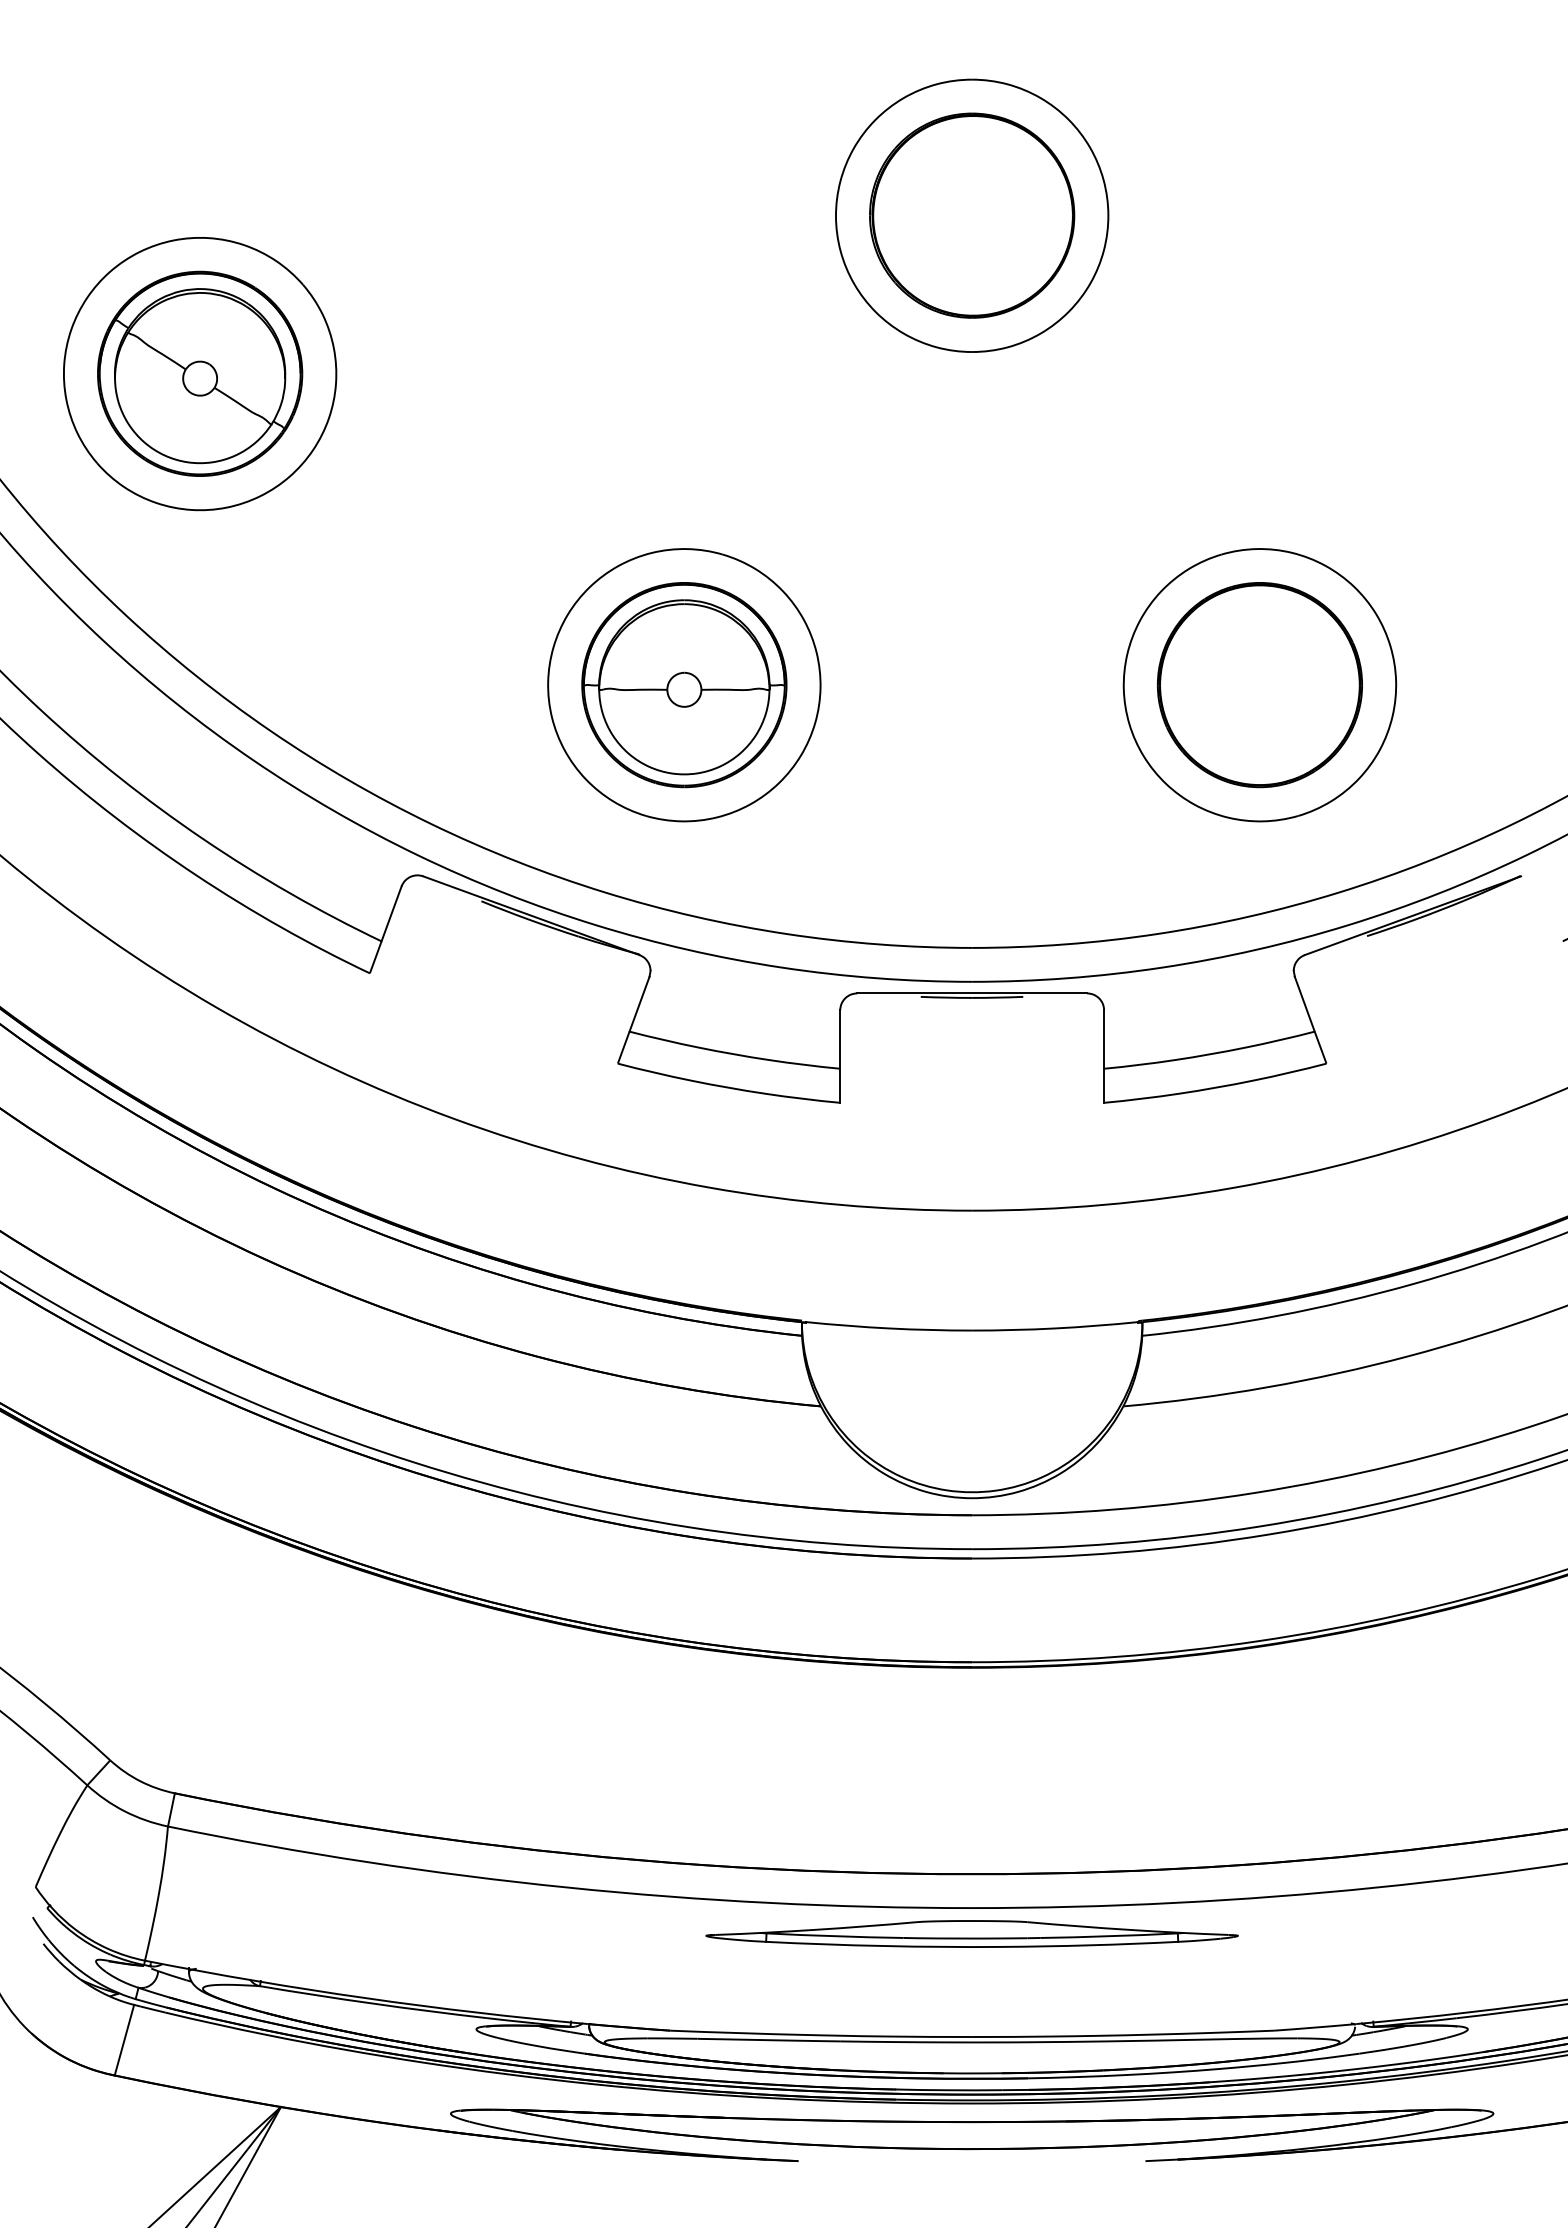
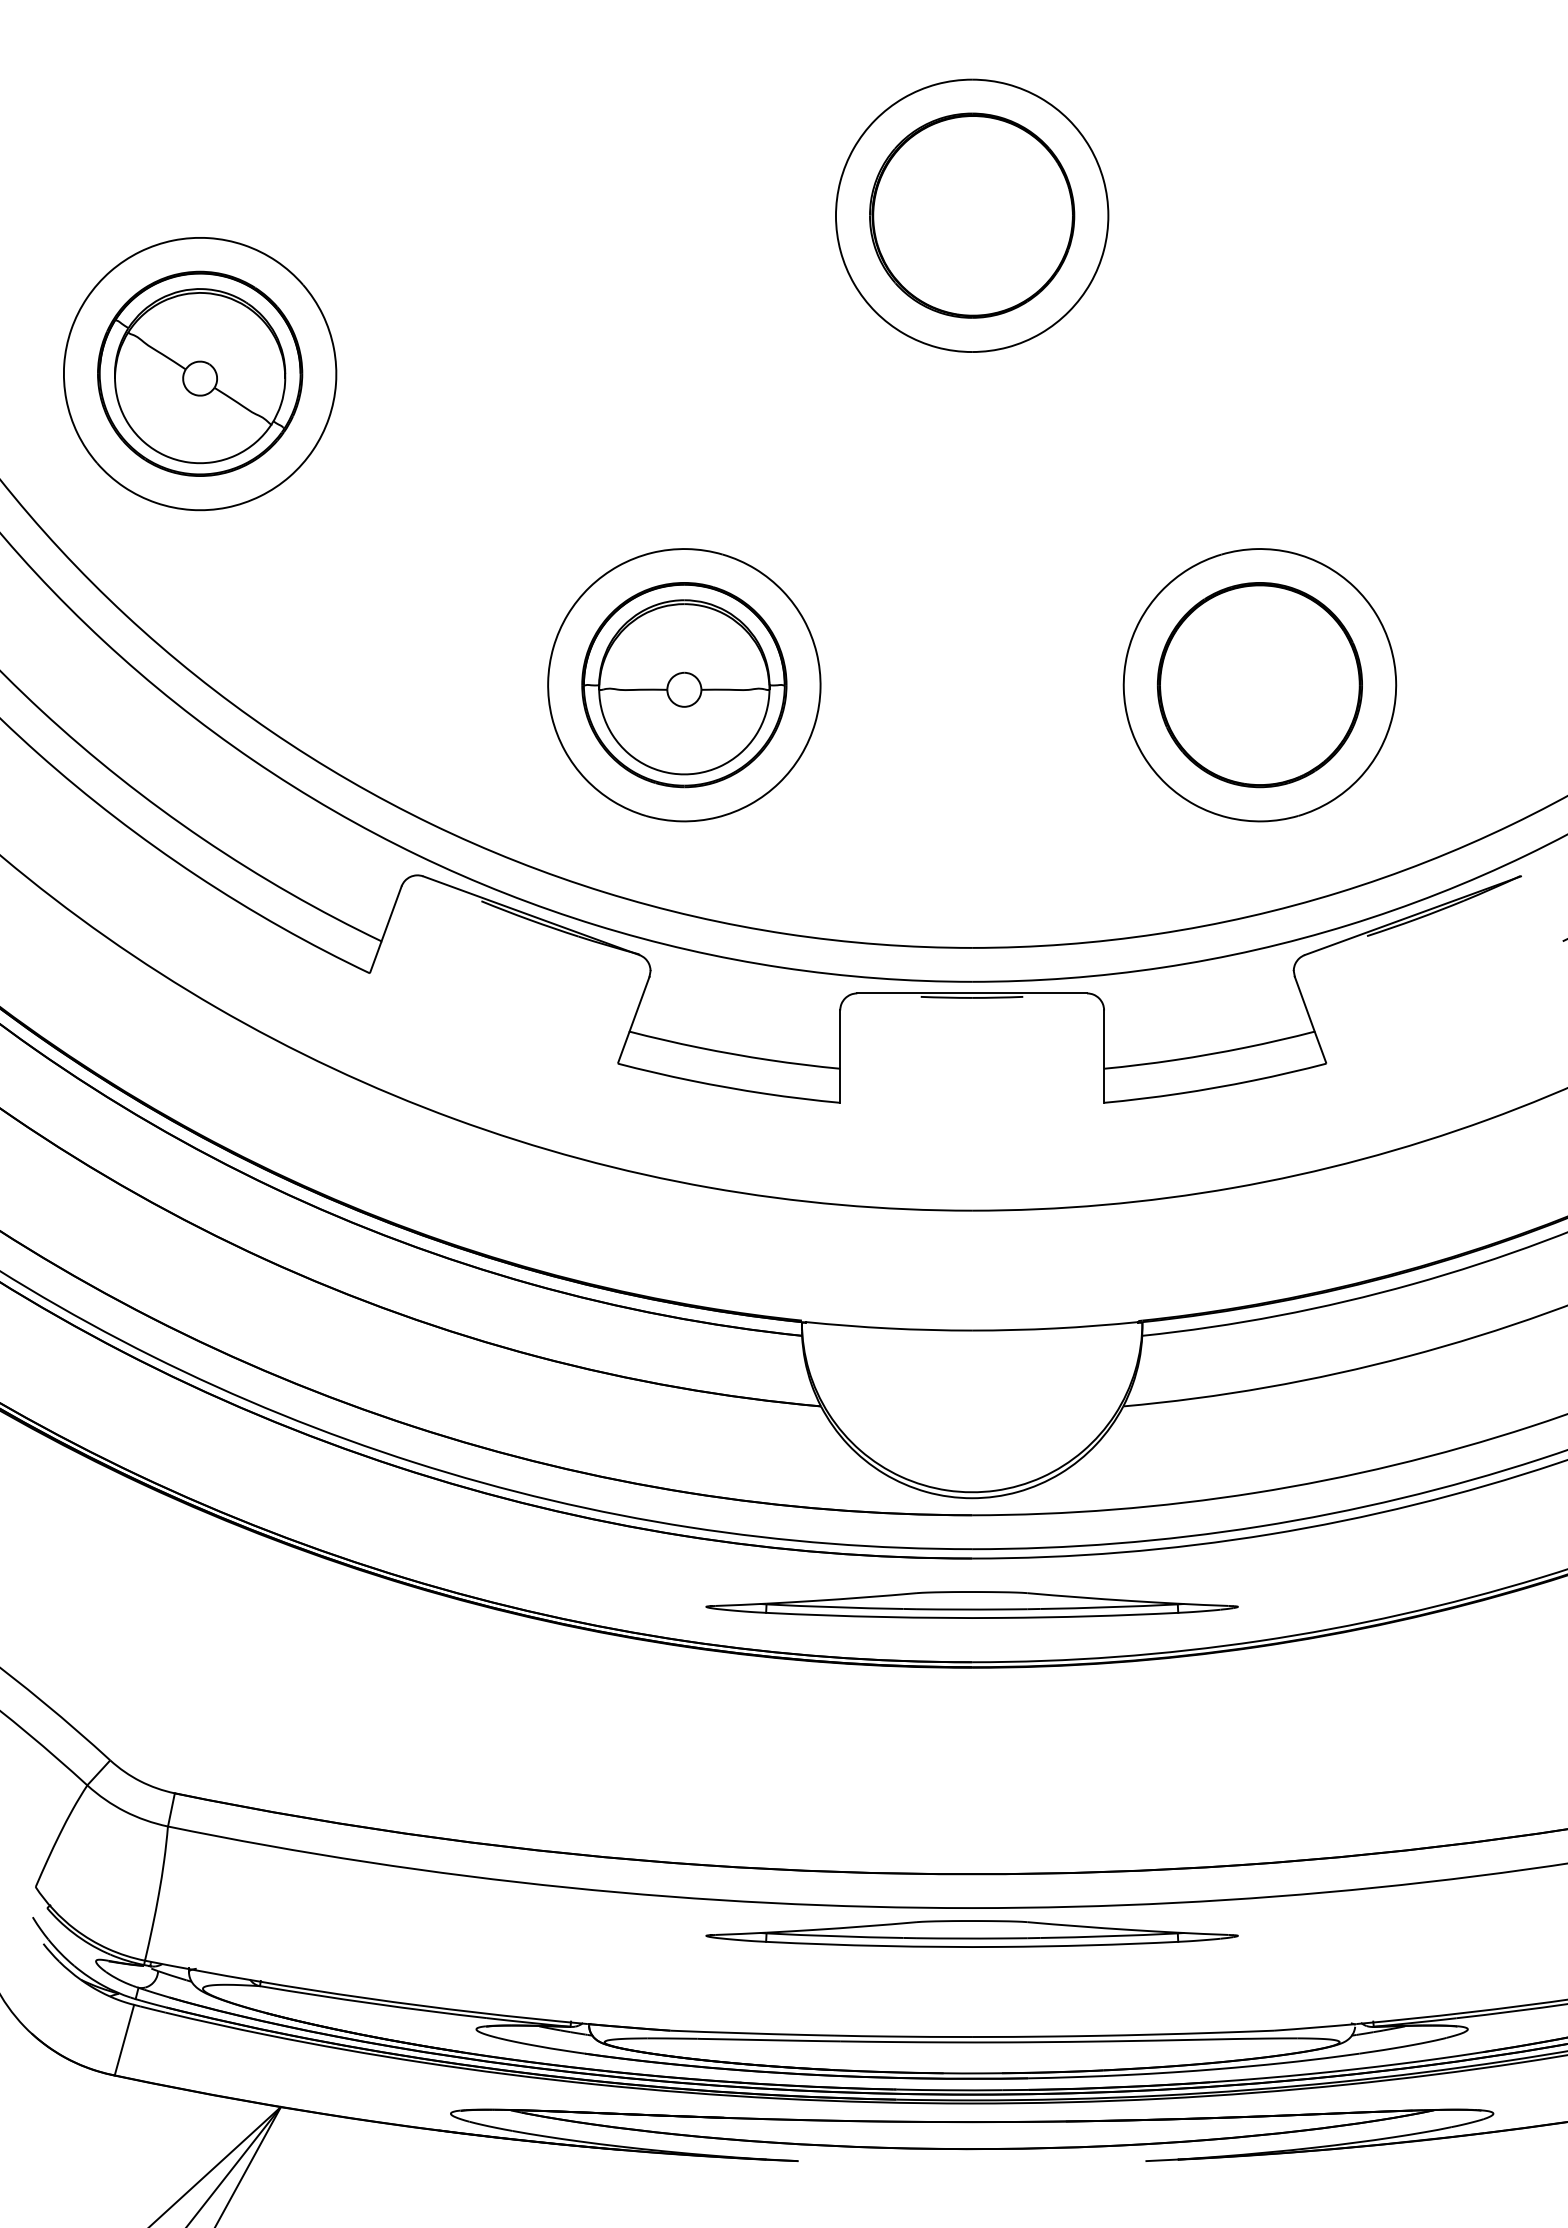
part: none -> present (971, 1604)
